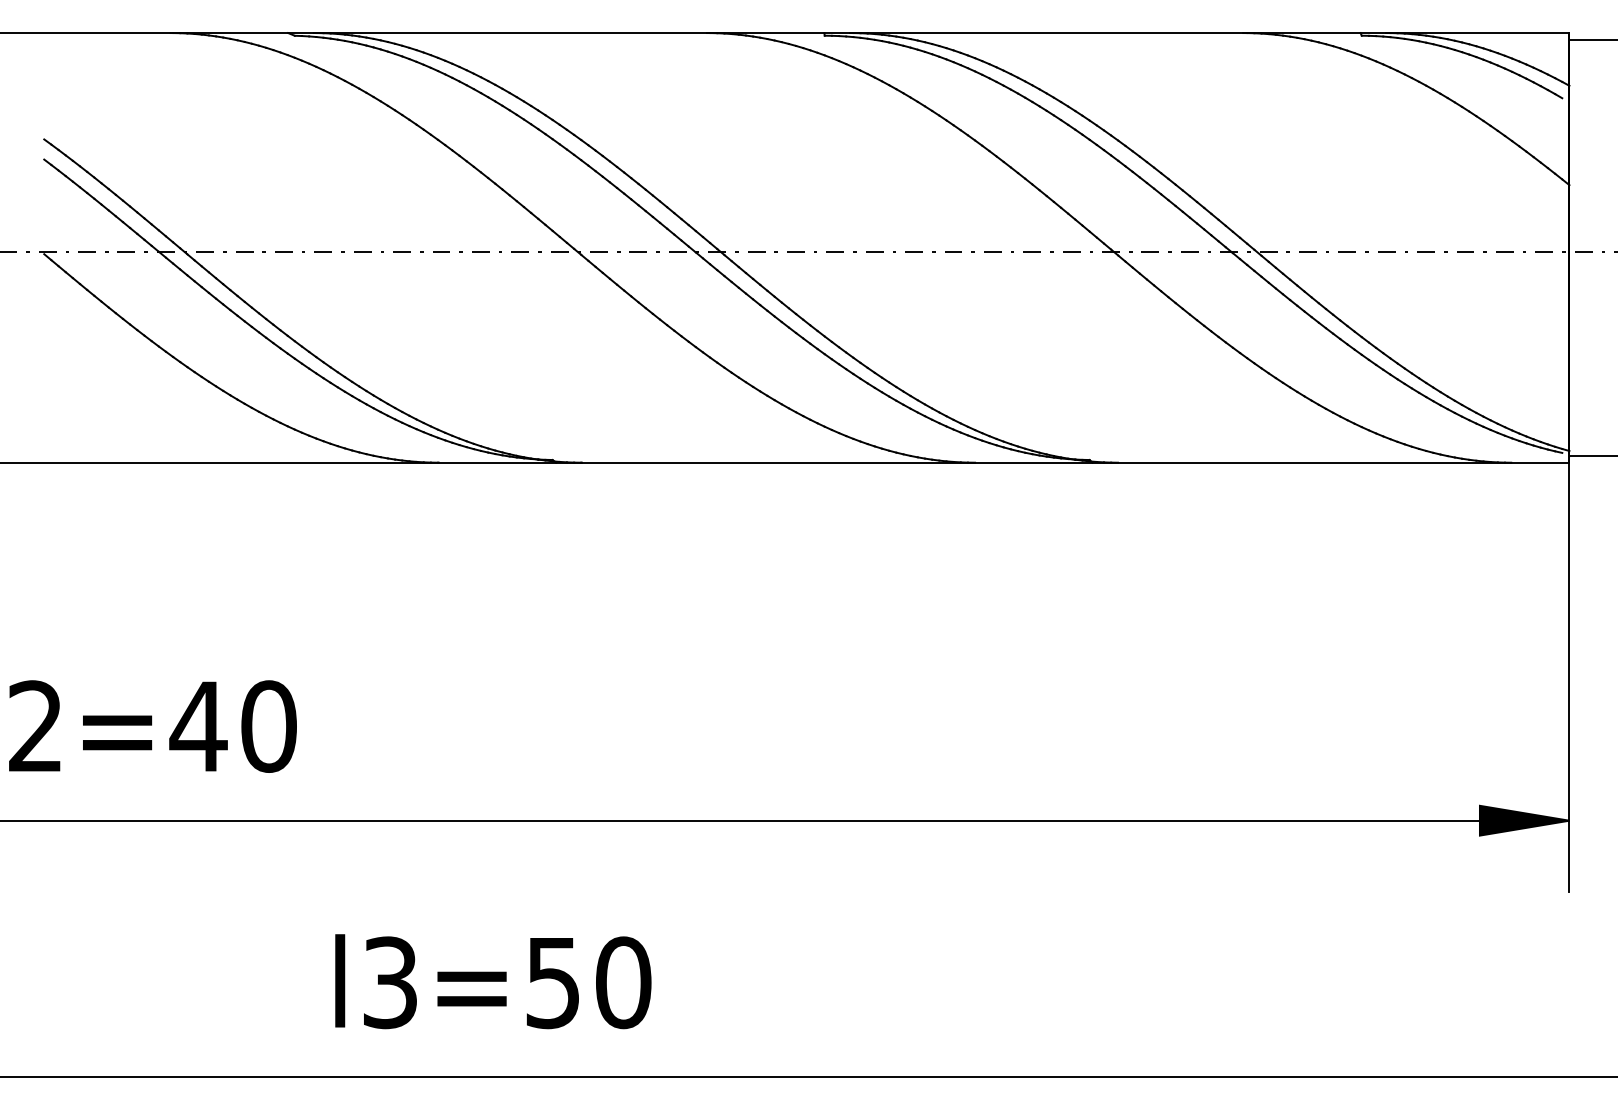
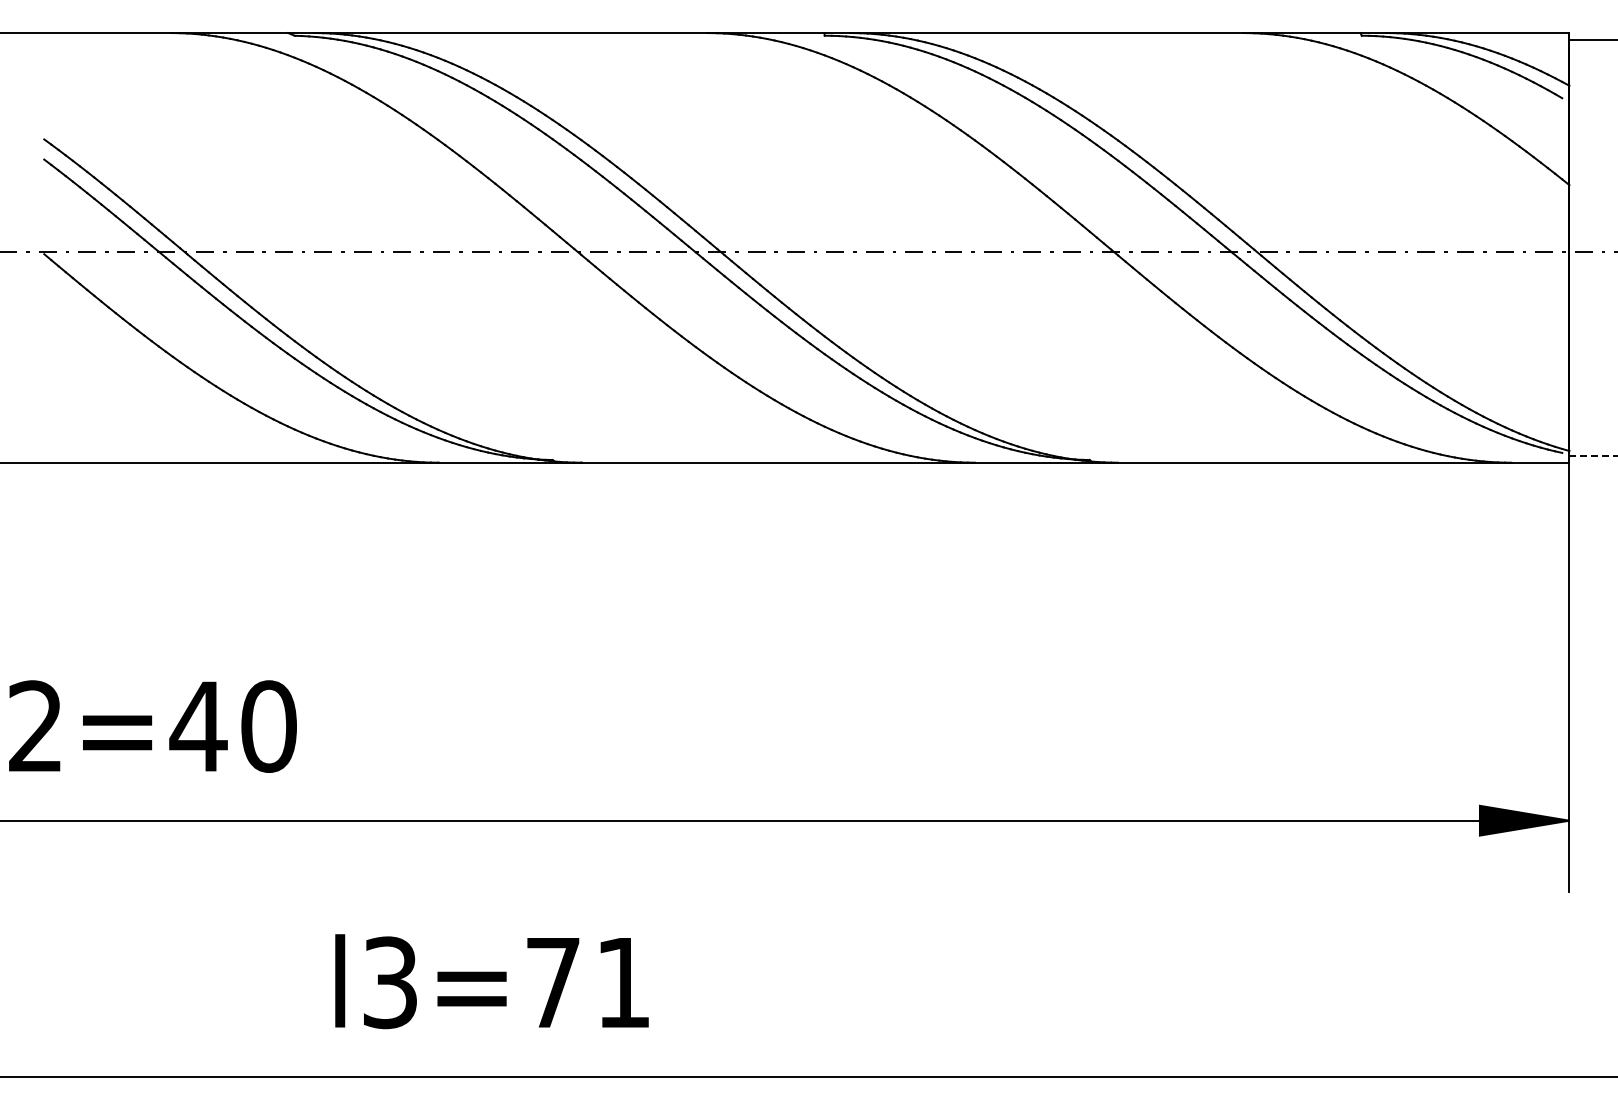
line: solid -> dashed (1593, 455)
text: l3=50 -> l3=71 (588, 982)
